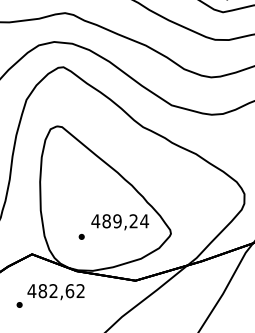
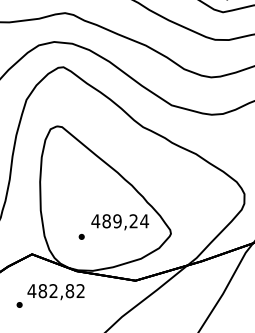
text: 482,62 -> 482,82 (69, 290)
